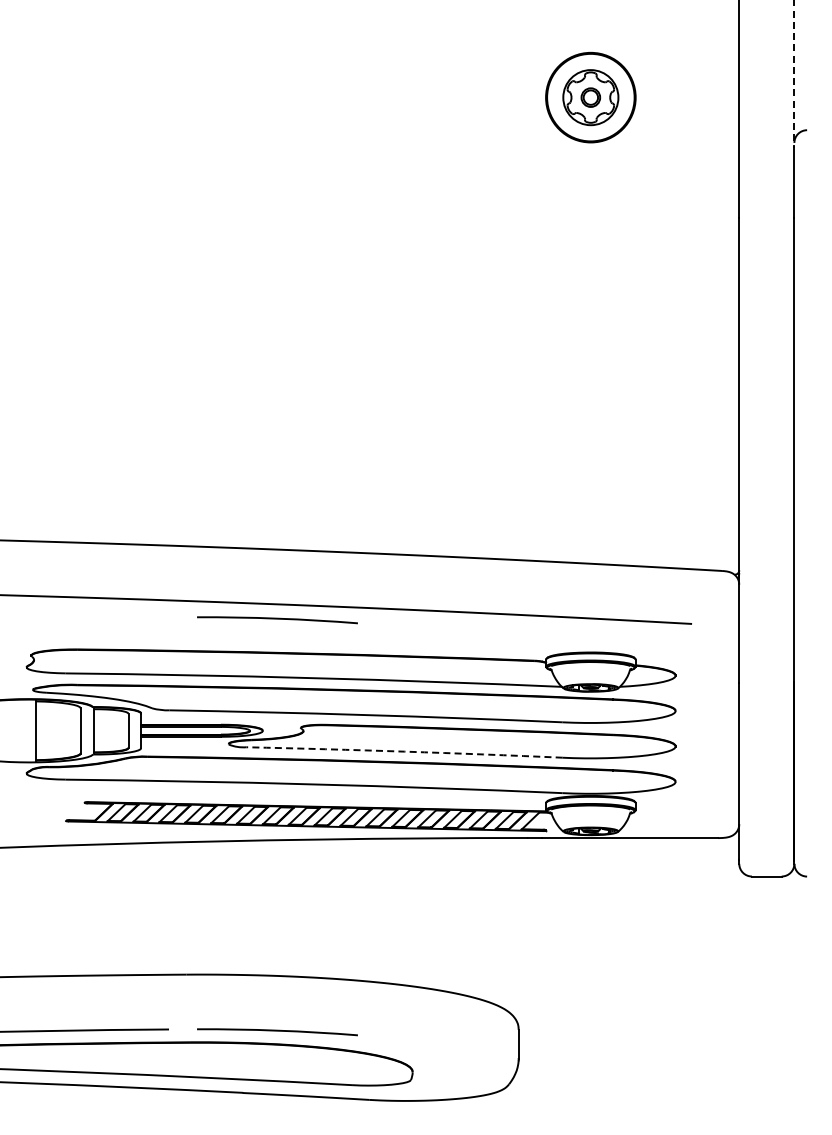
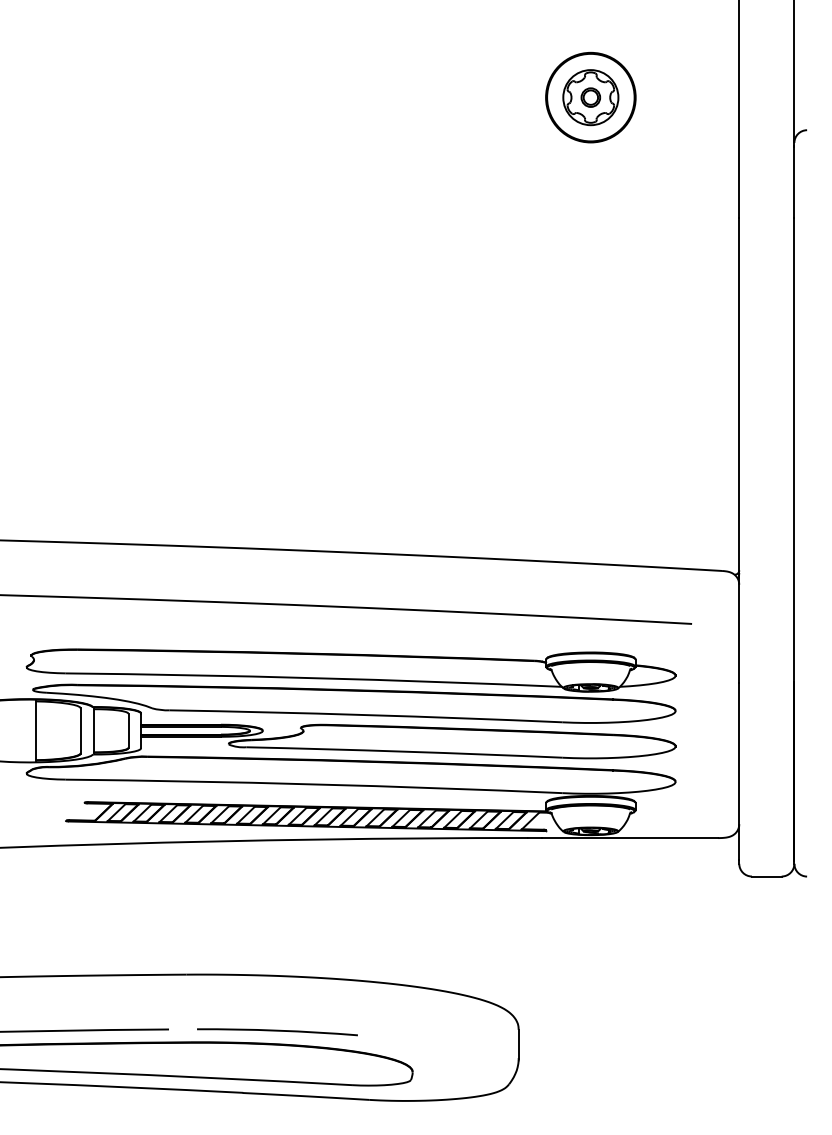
line: dashed -> solid (794, 72)
arc: present -> none (277, 619)
arc: dashed -> solid (404, 751)
